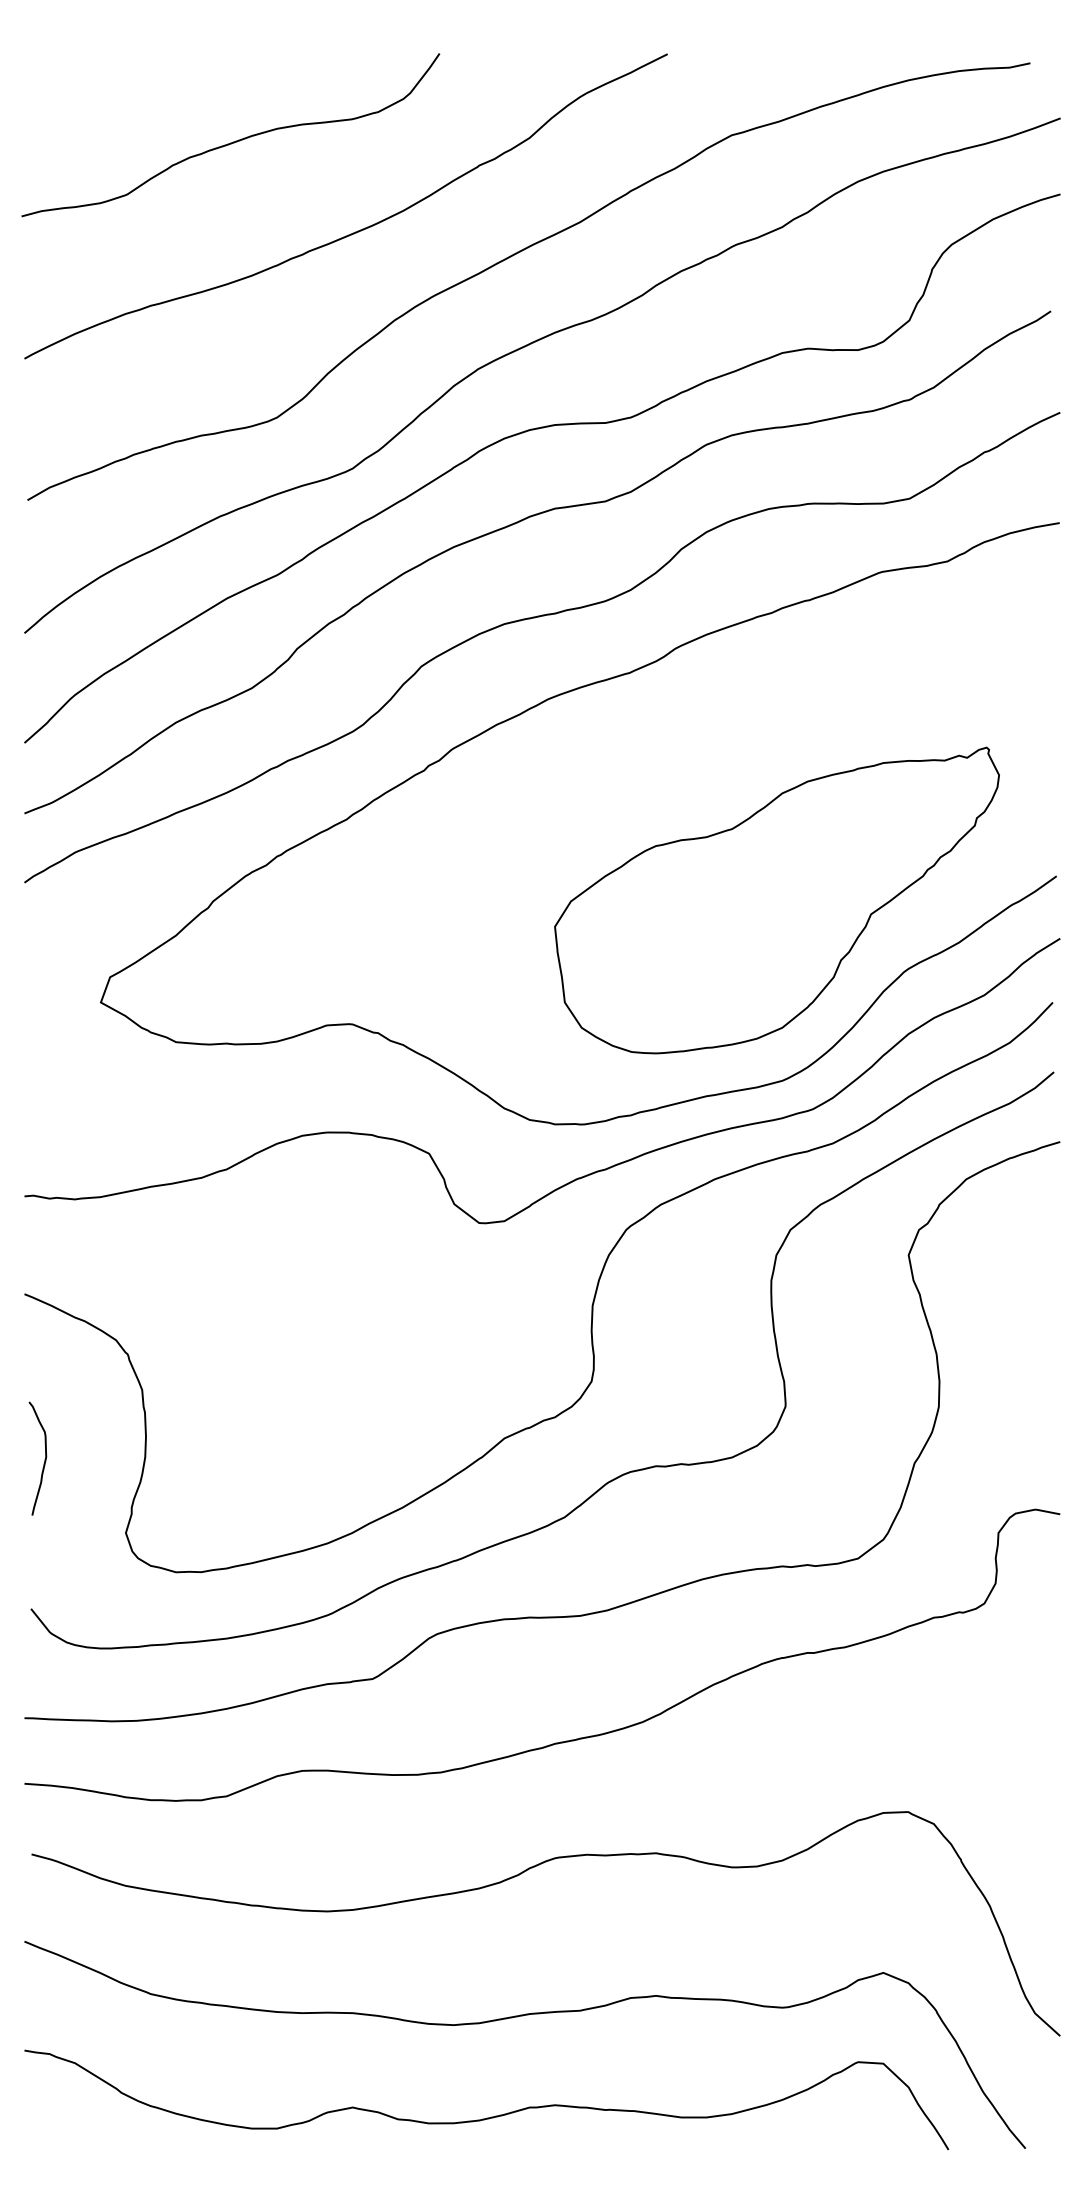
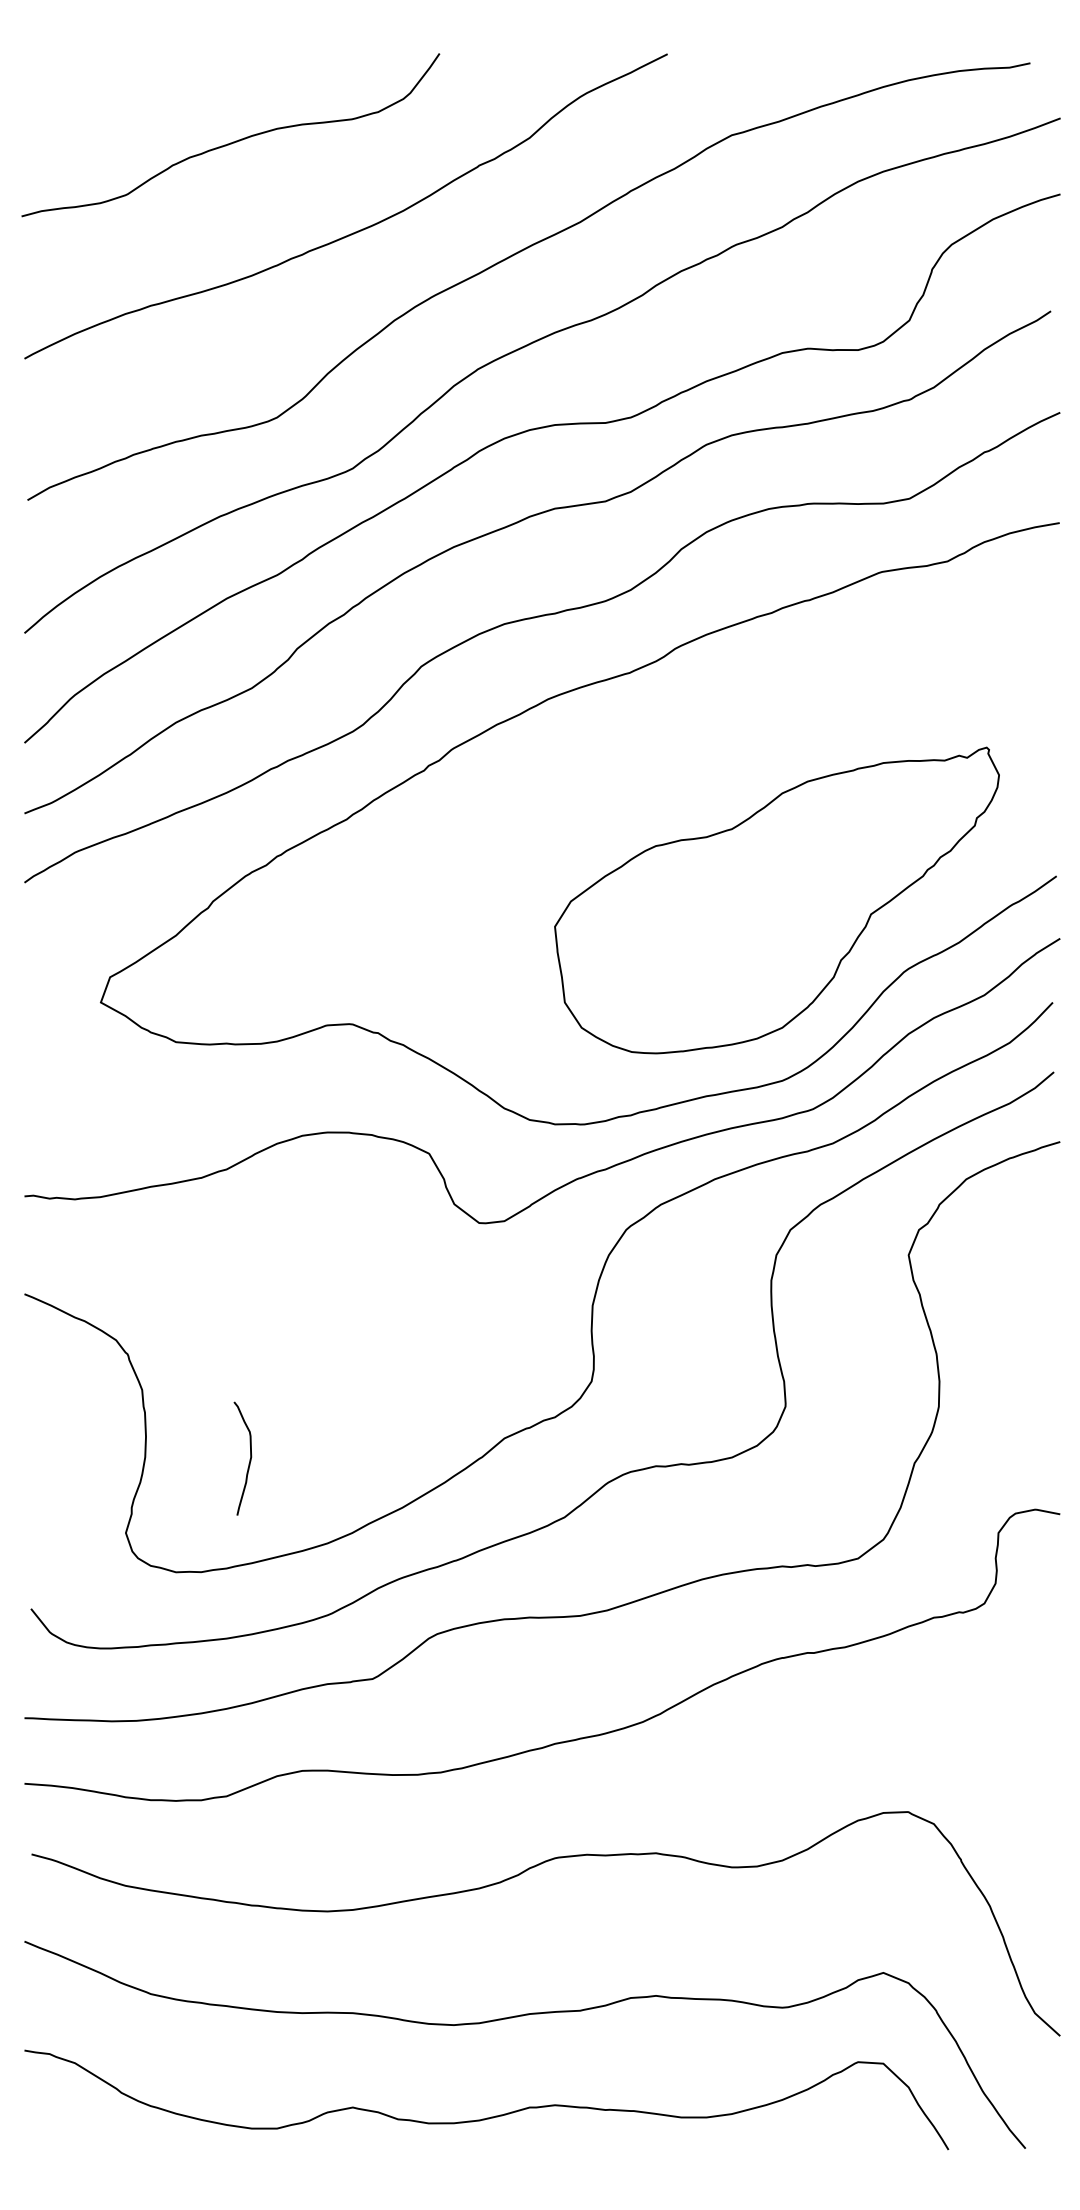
curve position: (44, 1459) -> (249, 1459) (249, 1459)
